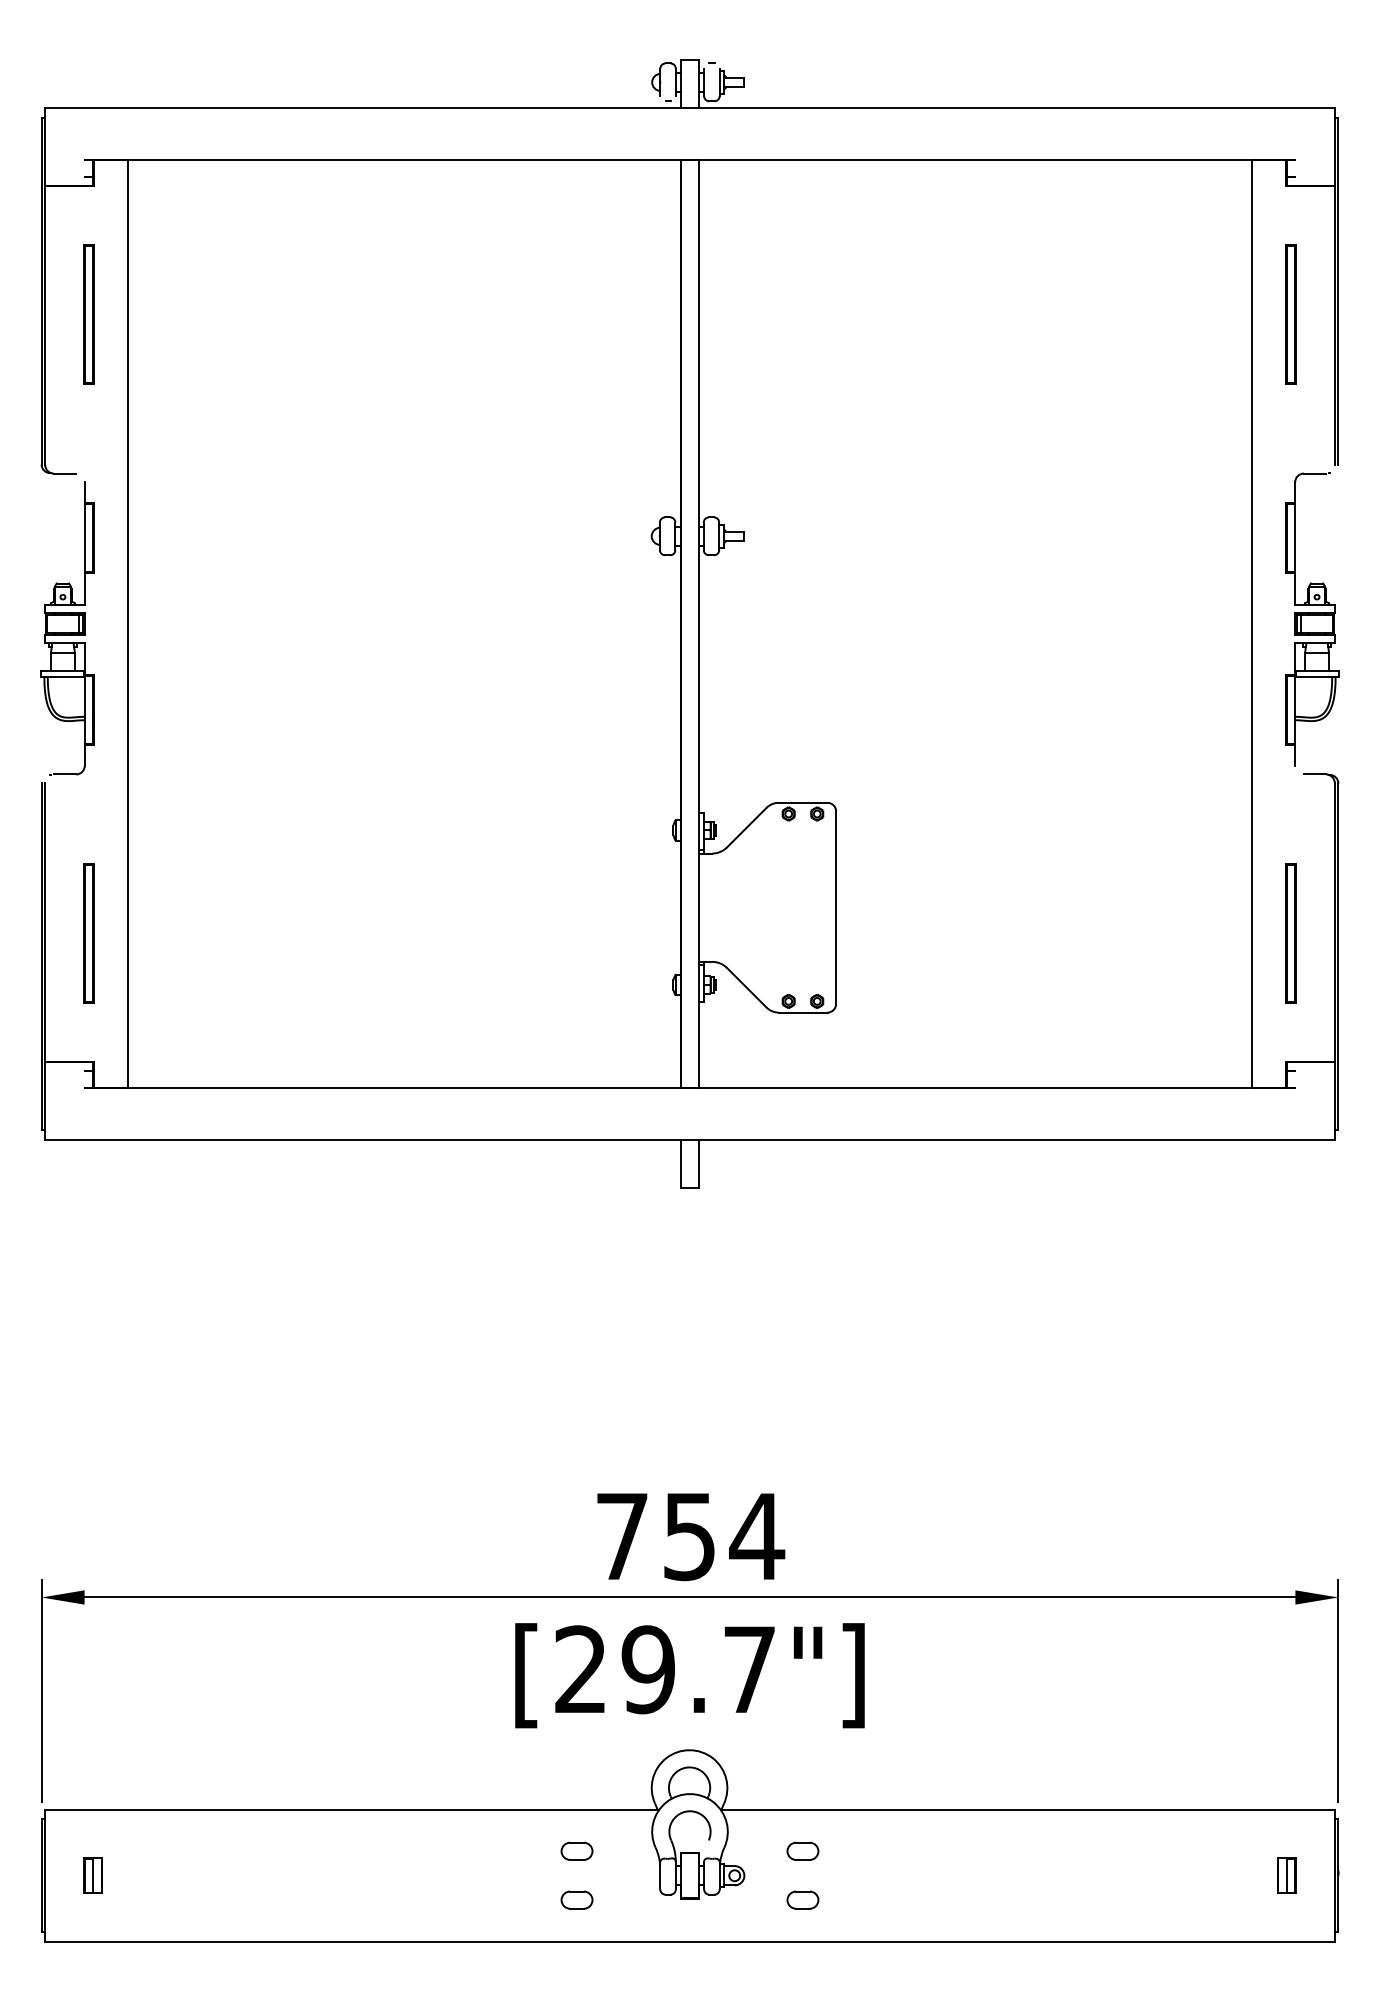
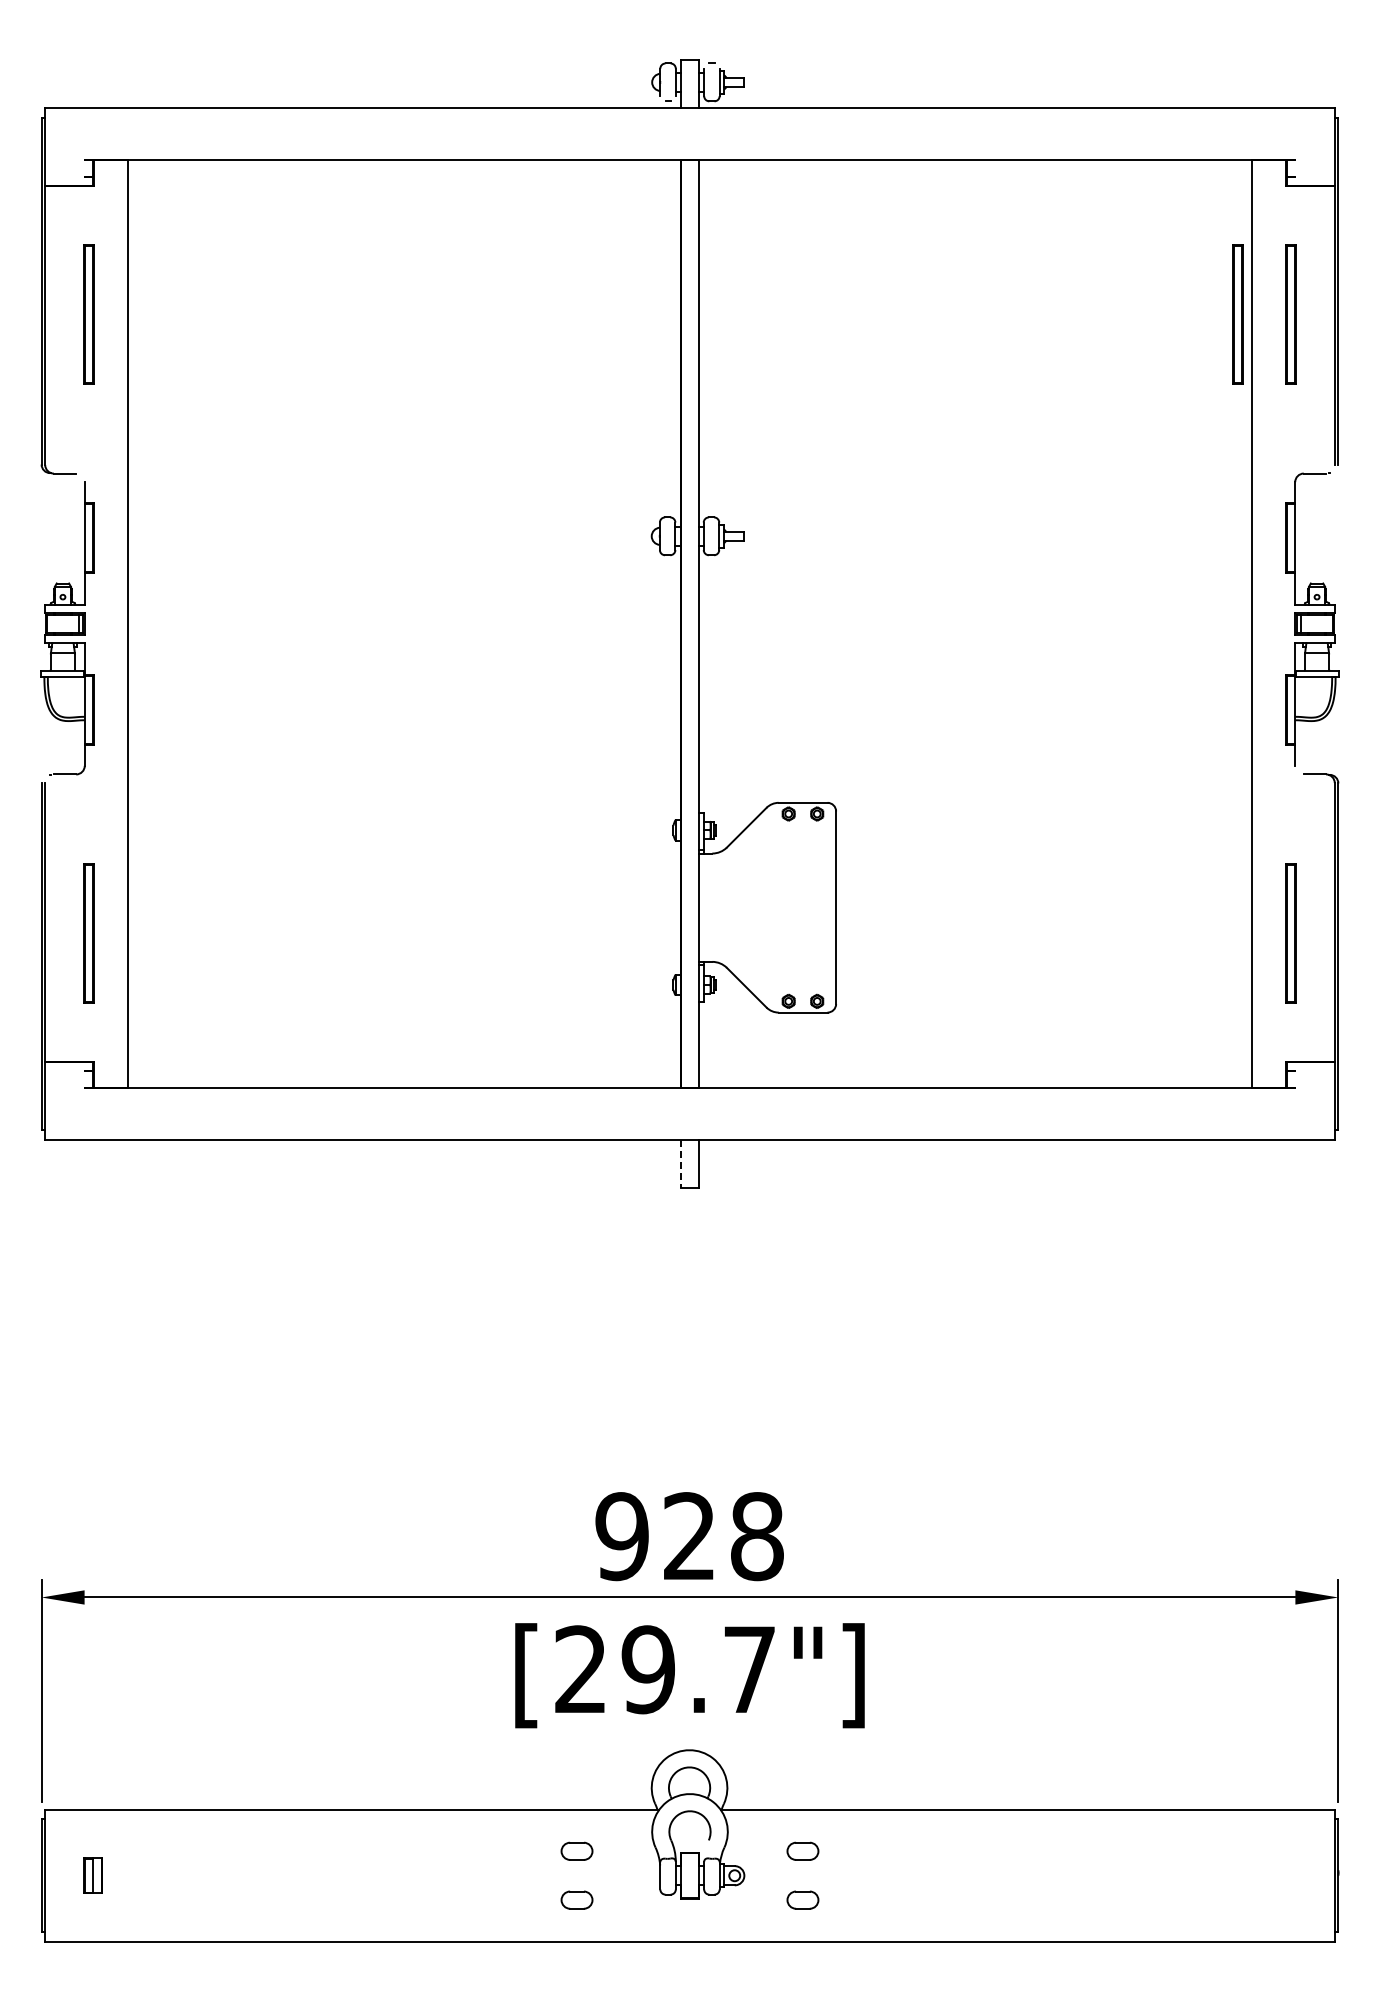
part: none -> present (1237, 314)
line: solid -> dashed (681, 1164)
text: 754 -> 928 (690, 1536)
part: present -> none (1286, 1875)
